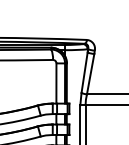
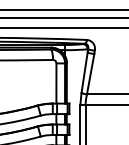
line: none -> present (63, 9)
line: none -> present (63, 18)
line: none -> present (63, 28)
